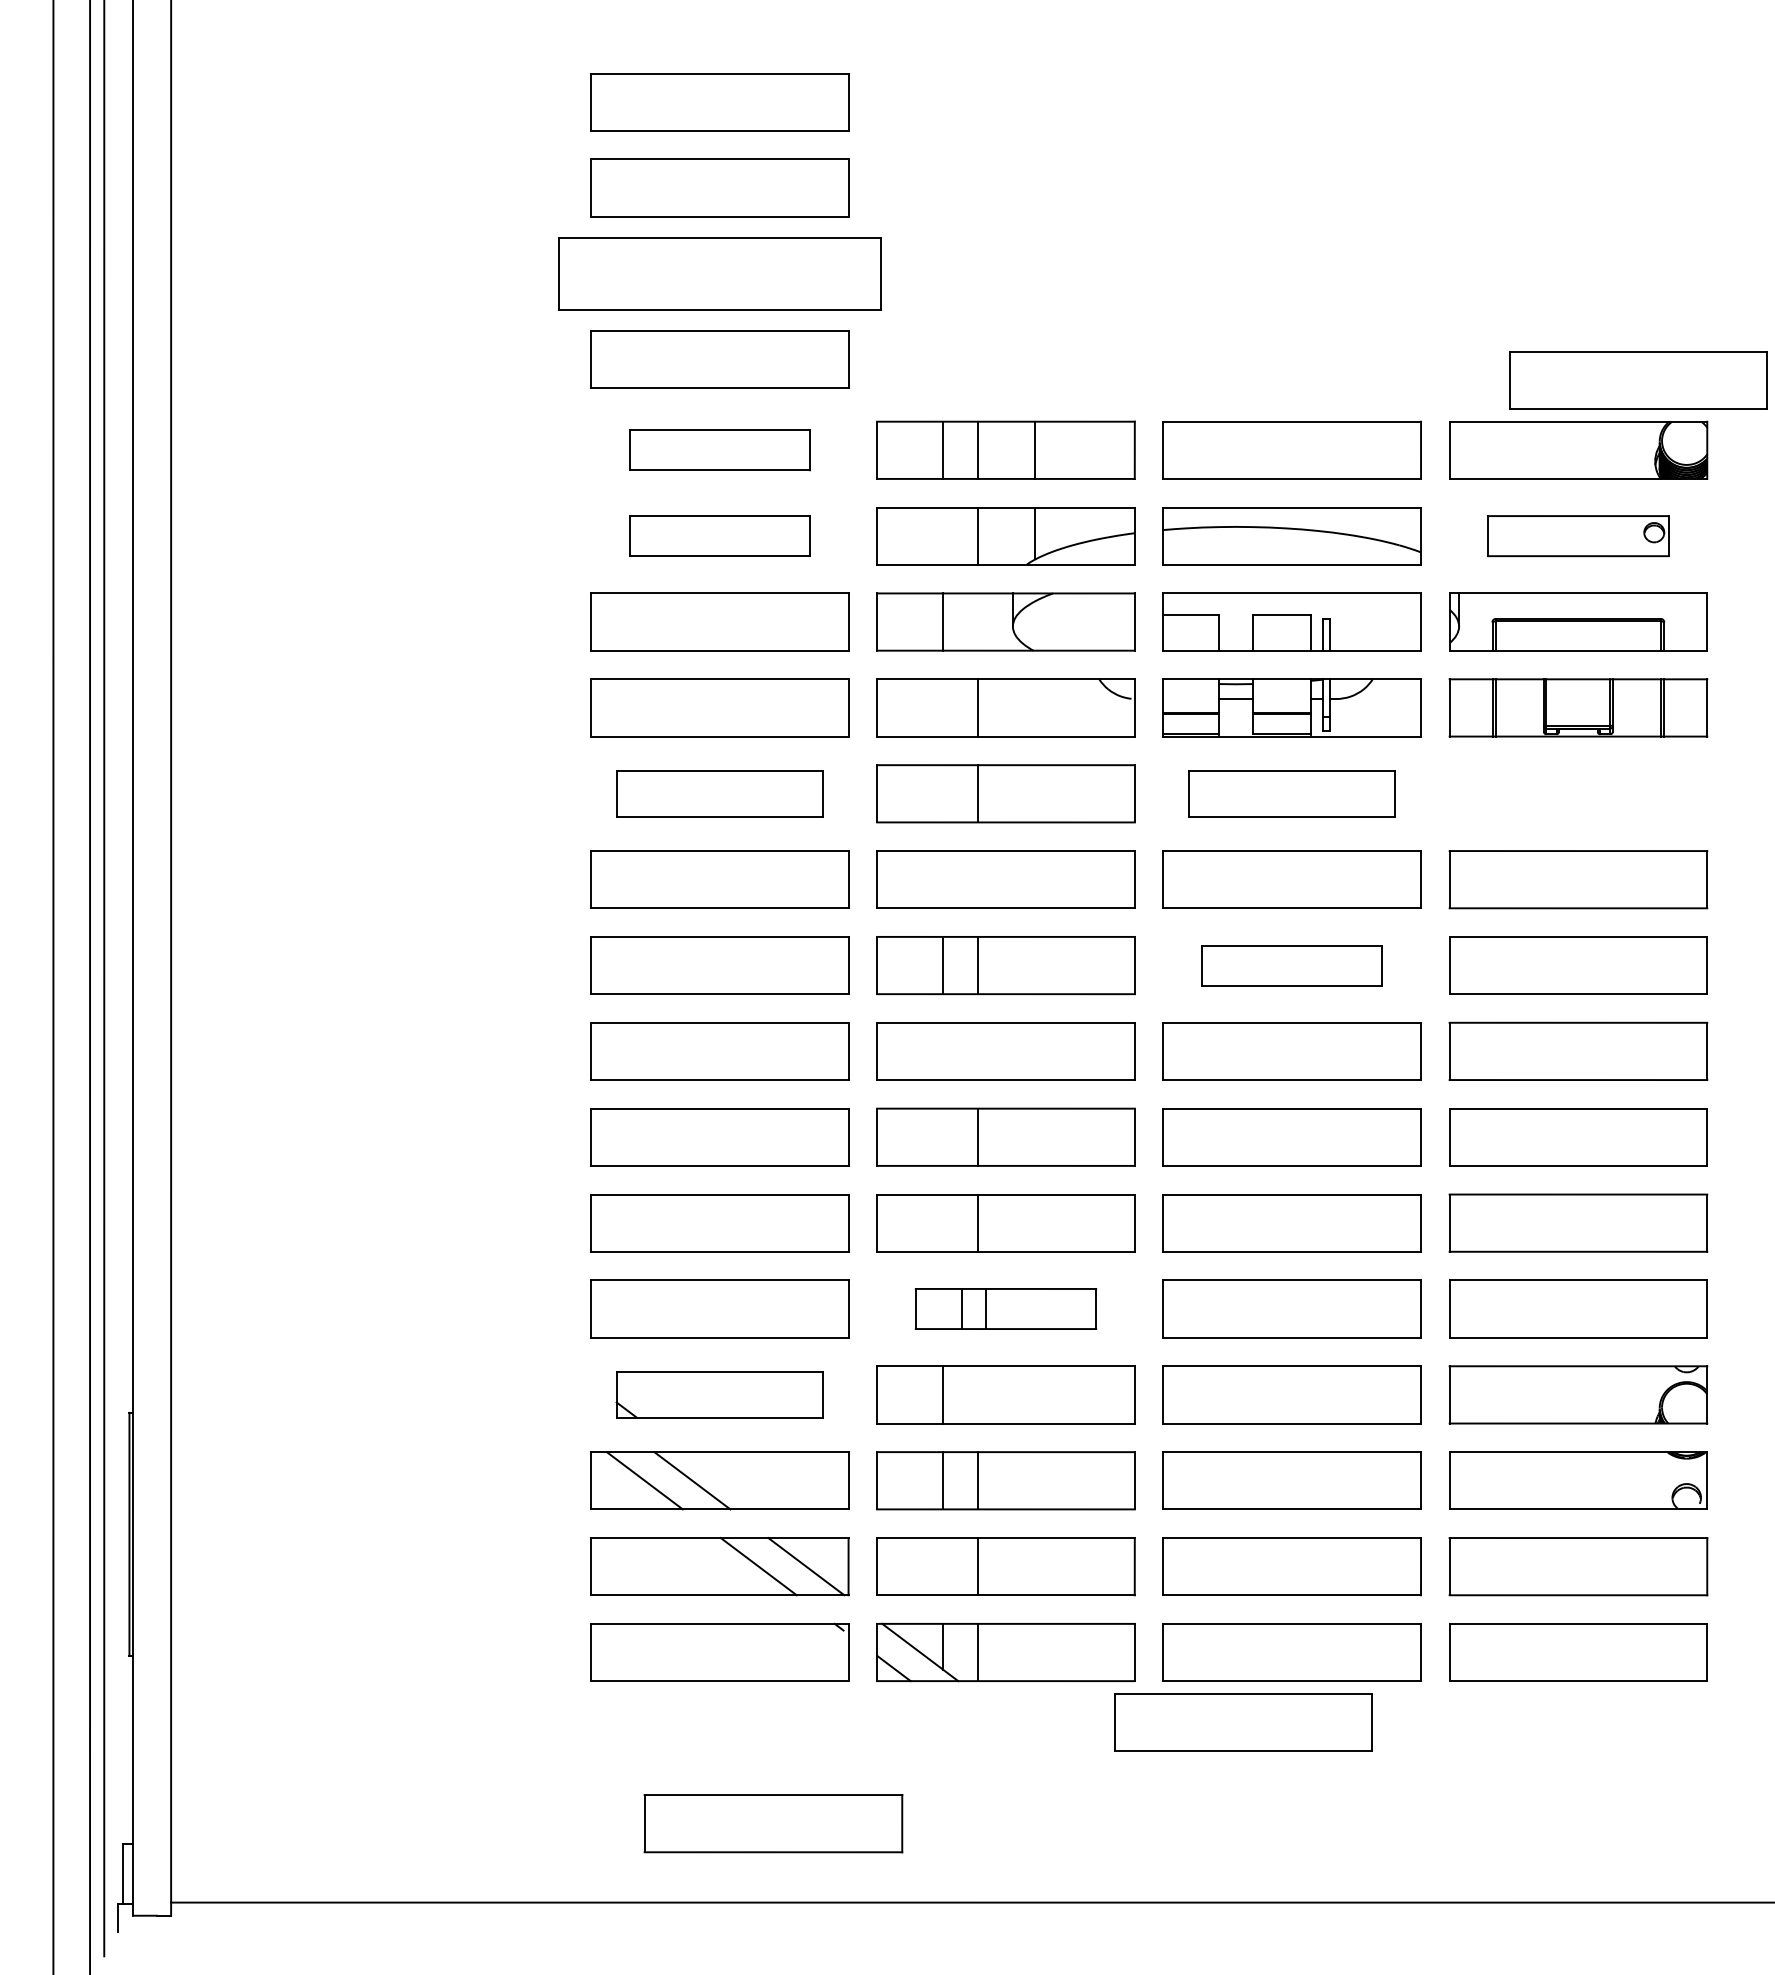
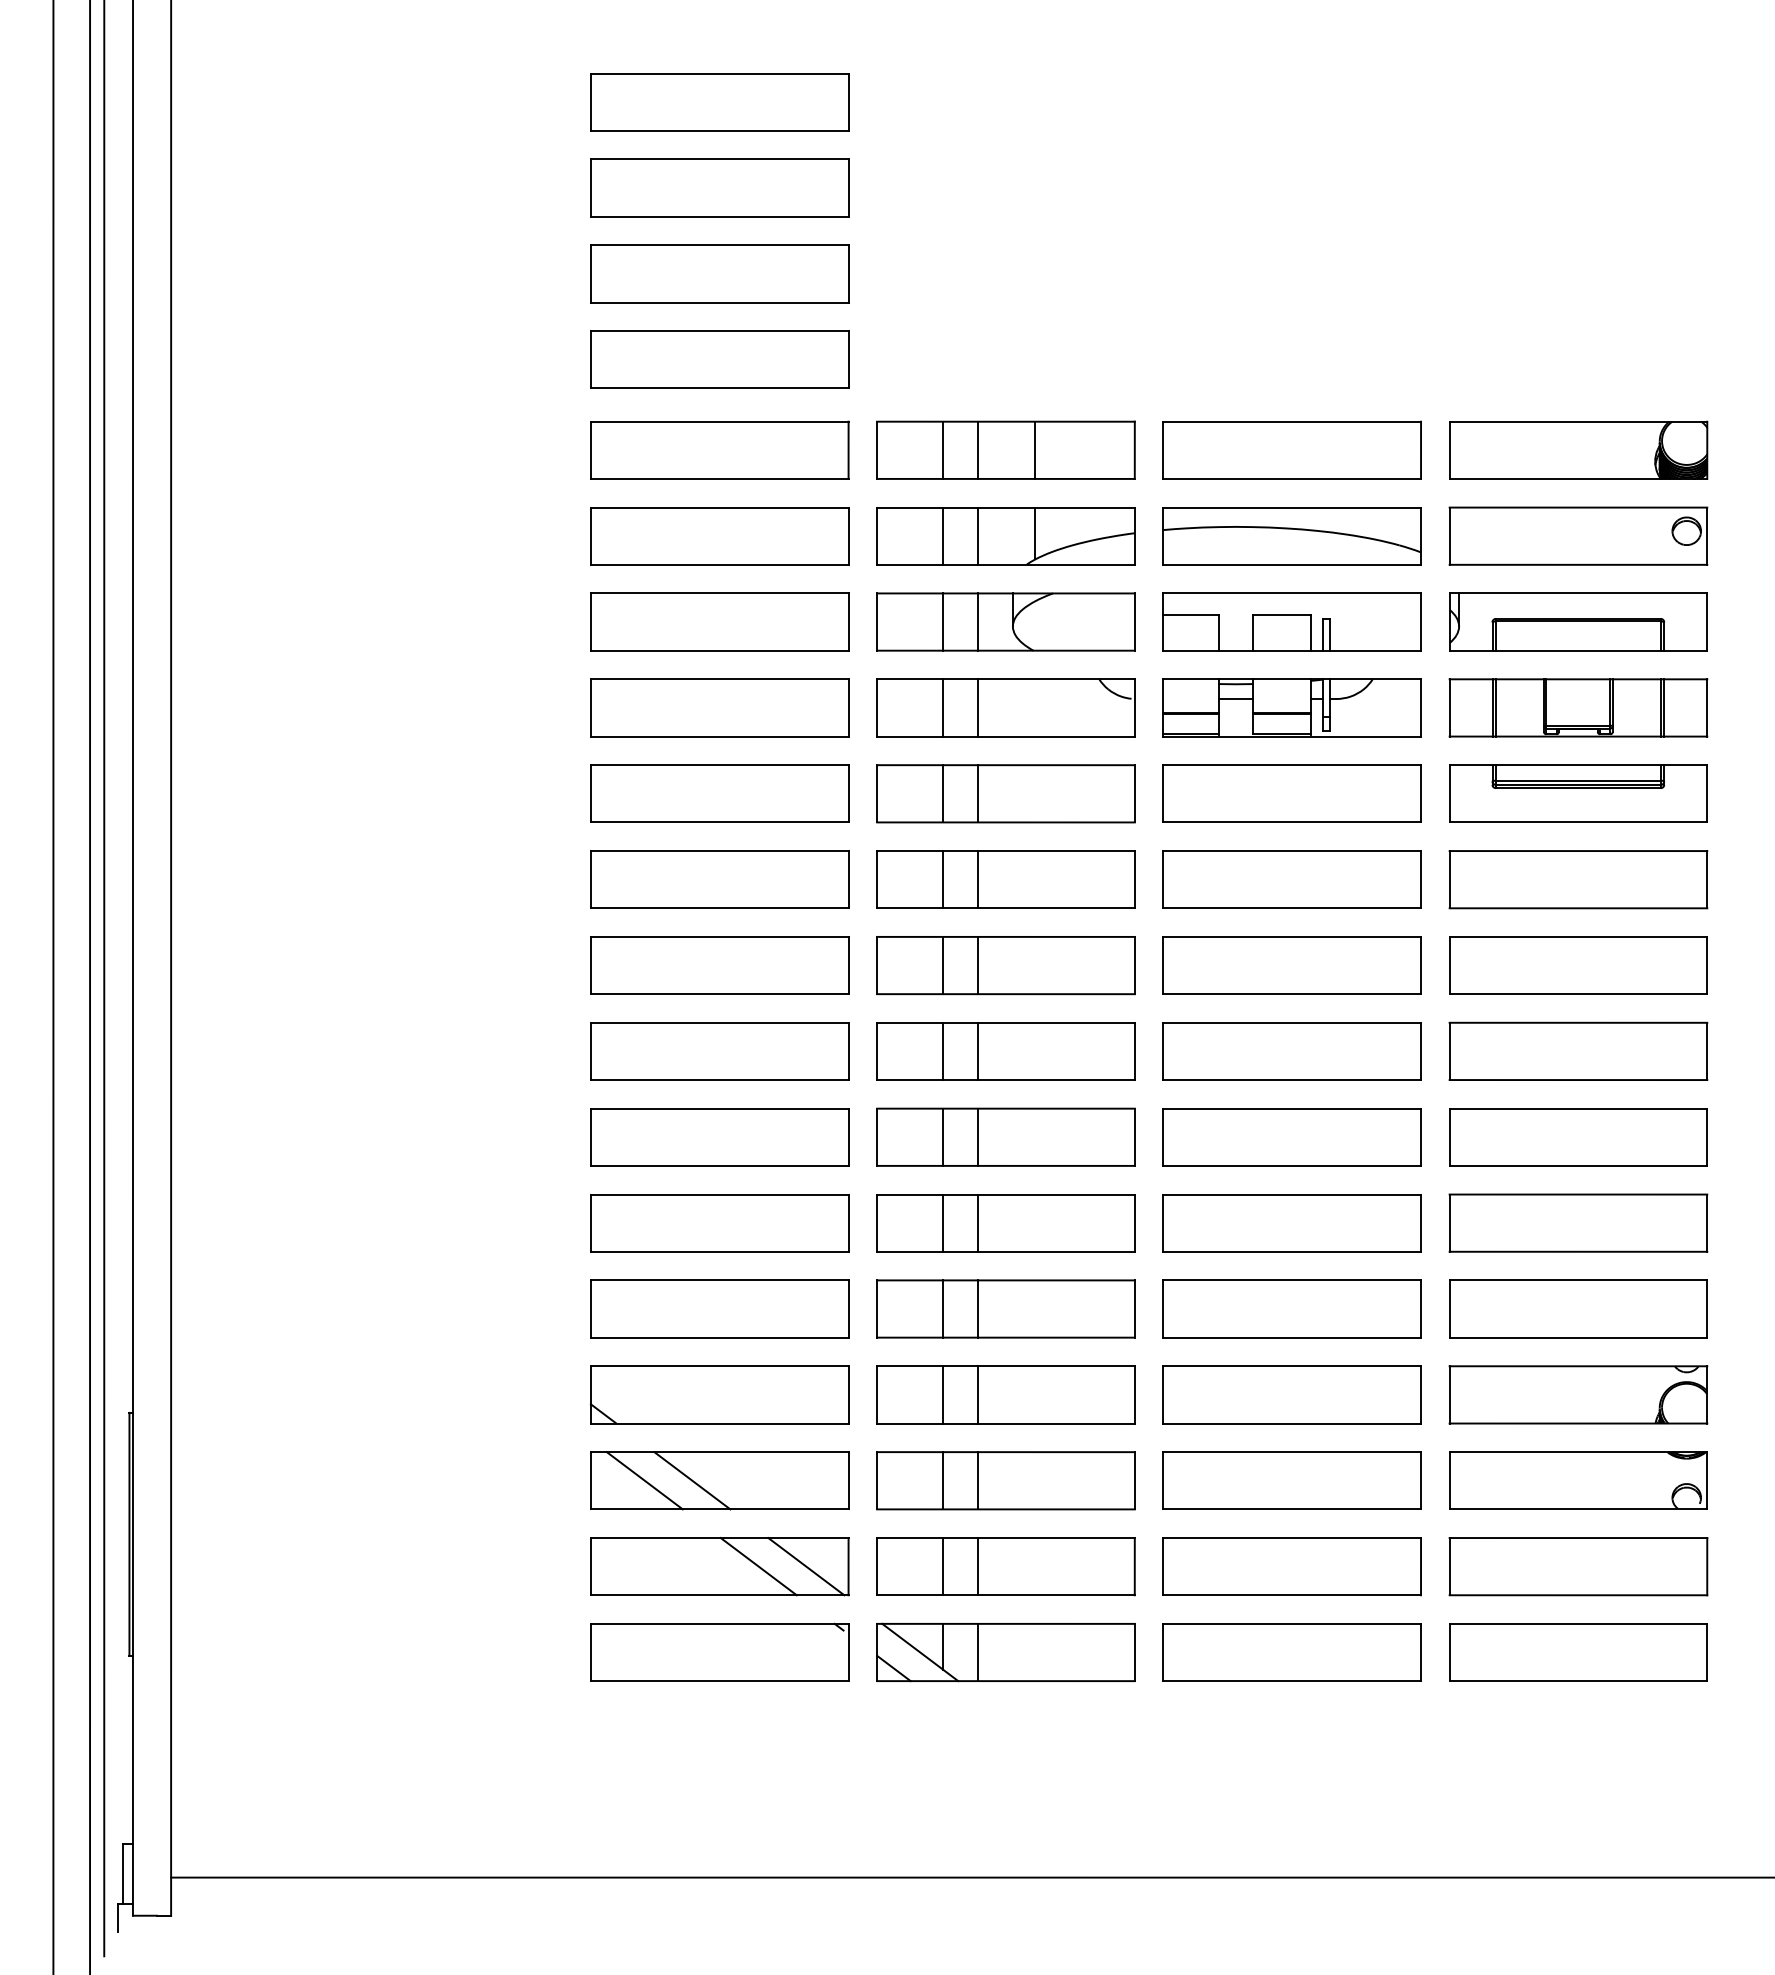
part size: 324x74 px -> 260x60 px (719, 273)
part: present -> none (1638, 380)
part size: 182x43 px -> 260x60 px (719, 449)
part size: 182x42 px -> 260x59 px (719, 536)
line: none -> present (943, 535)
part size: 183x43 px -> 261x60 px (1578, 535)
line: none -> present (978, 621)
line: none -> present (943, 707)
part size: 208x48 px -> 260x59 px (719, 793)
line: none -> present (943, 793)
part size: 208x48 px -> 260x59 px (1291, 793)
part: none -> present (1578, 793)
line: none -> present (943, 879)
line: none -> present (978, 879)
part size: 182x42 px -> 260x59 px (1291, 965)
line: none -> present (943, 1051)
line: none -> present (978, 1051)
line: none -> present (943, 1136)
line: none -> present (943, 1222)
part size: 184x42 px -> 260x60 px (1005, 1308)
part size: 209x48 px -> 261x60 px (719, 1394)
line: none -> present (978, 1394)
line: none -> present (943, 1566)
part: present -> none (1243, 1722)
part: present -> none (773, 1823)
line position: (971, 1902) -> (971, 1877) (971, 1877)
